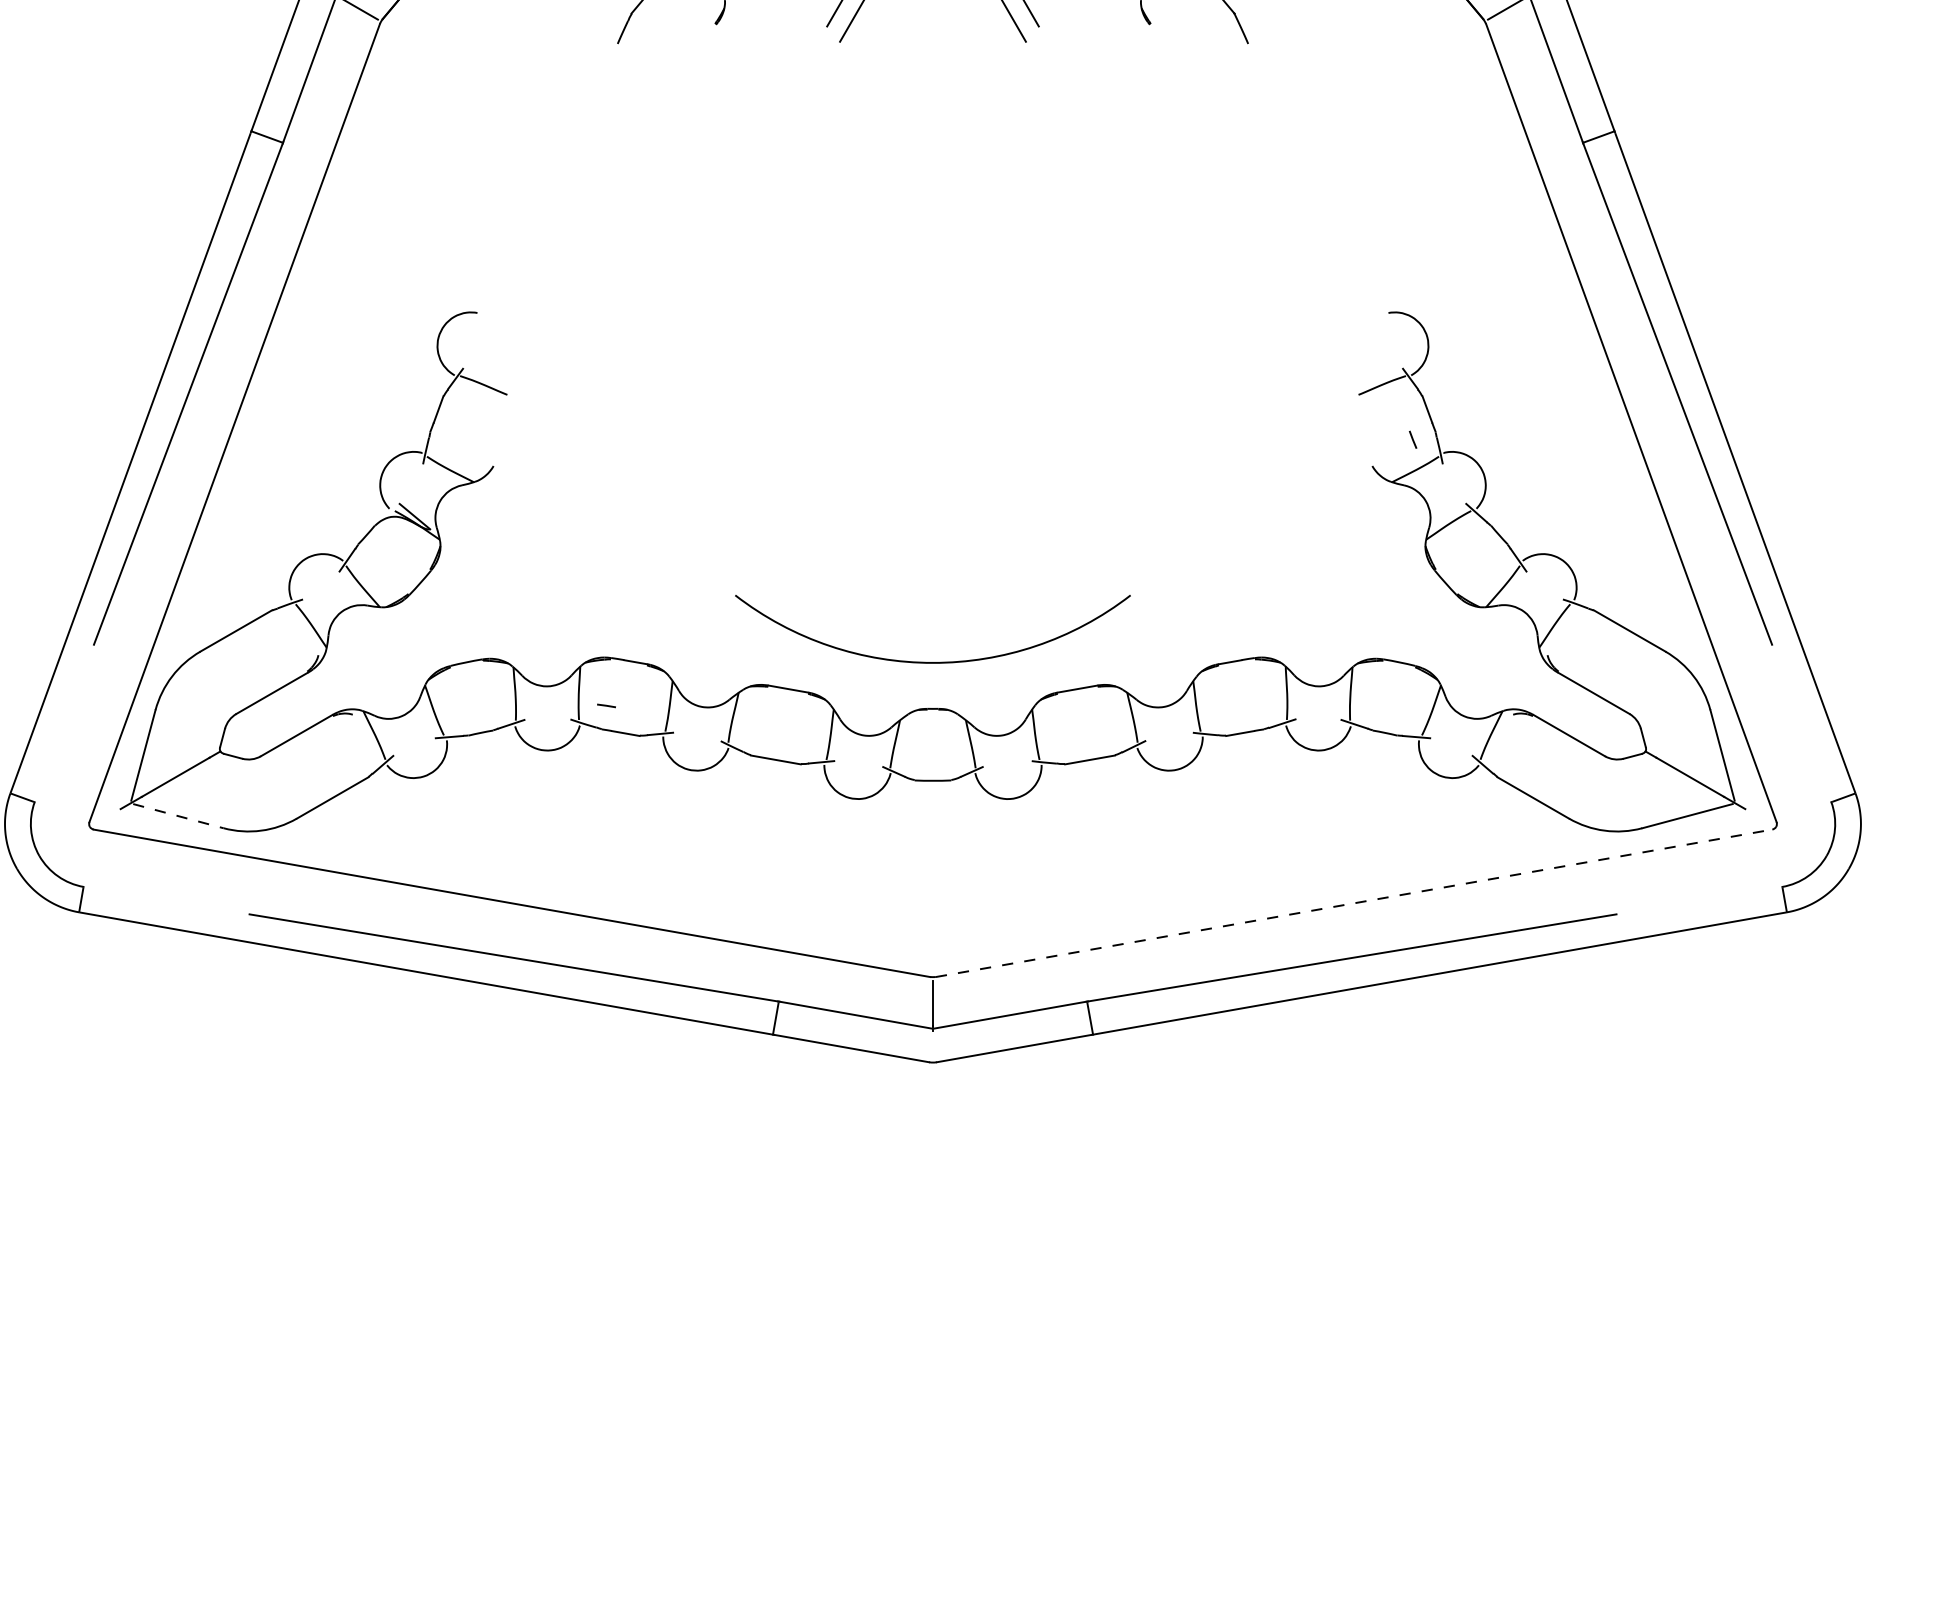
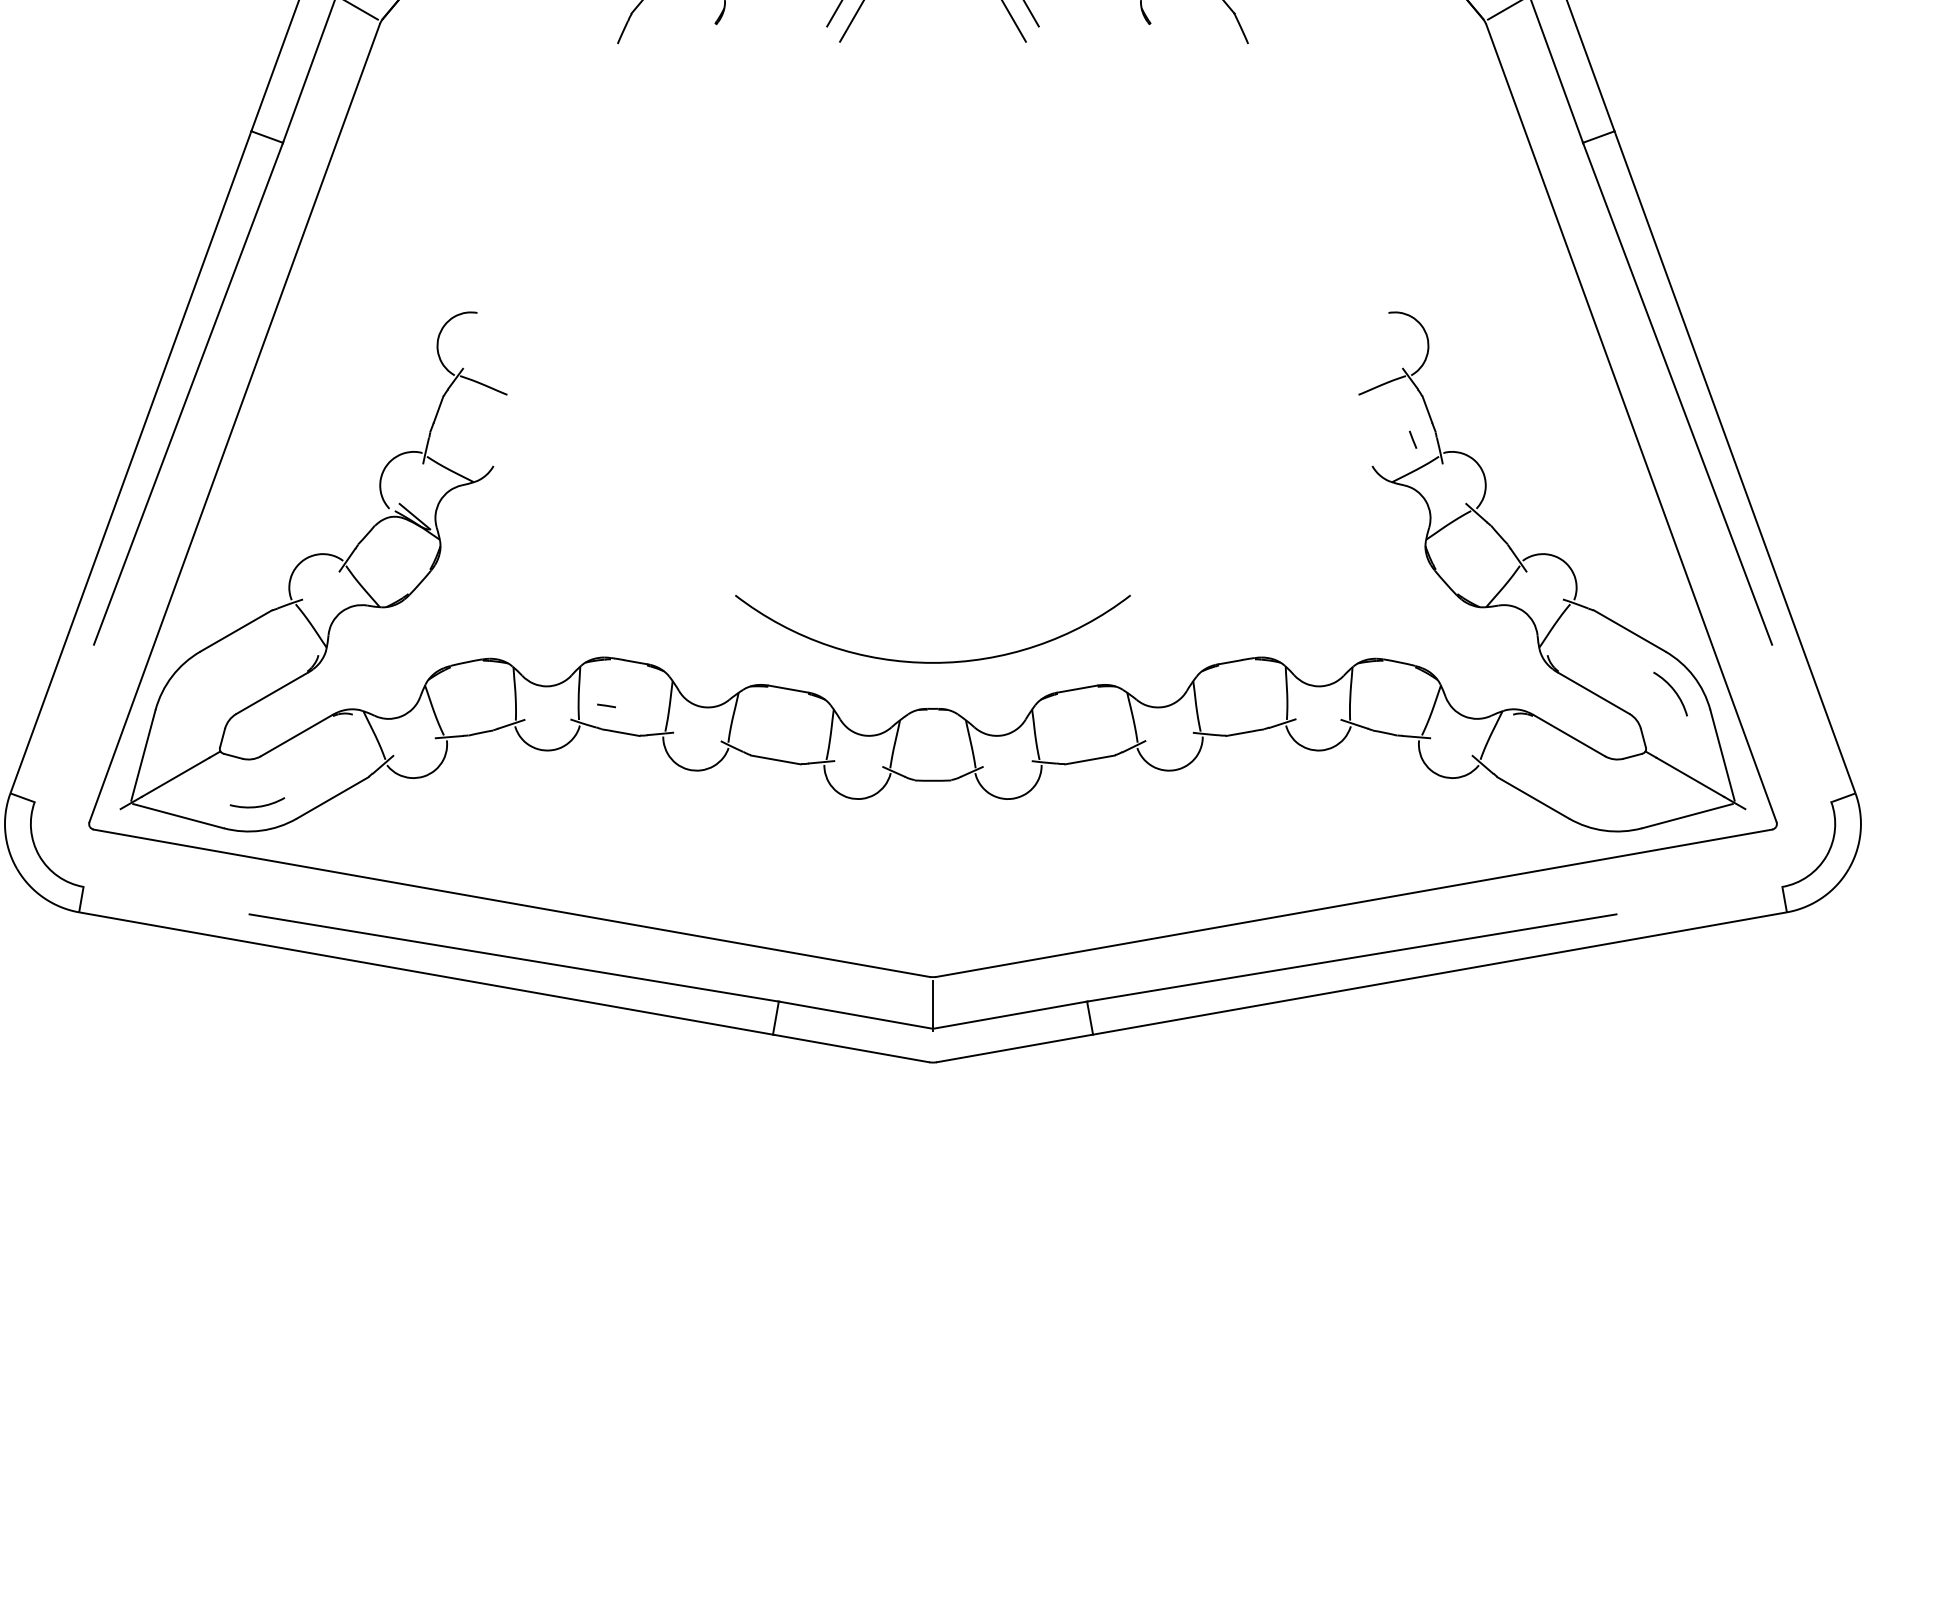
arc: none -> present (1673, 691)
arc: none -> present (258, 805)
line: dashed -> solid (178, 816)
line: dashed -> solid (1354, 903)
